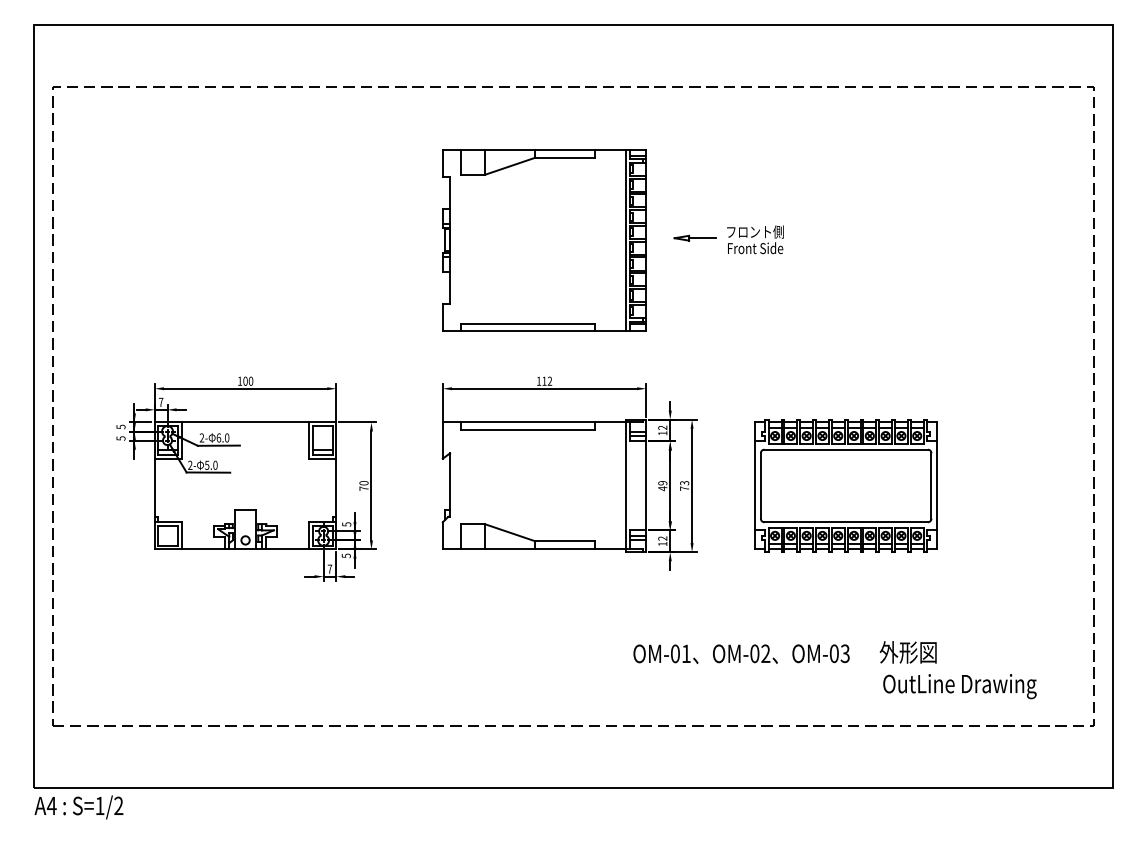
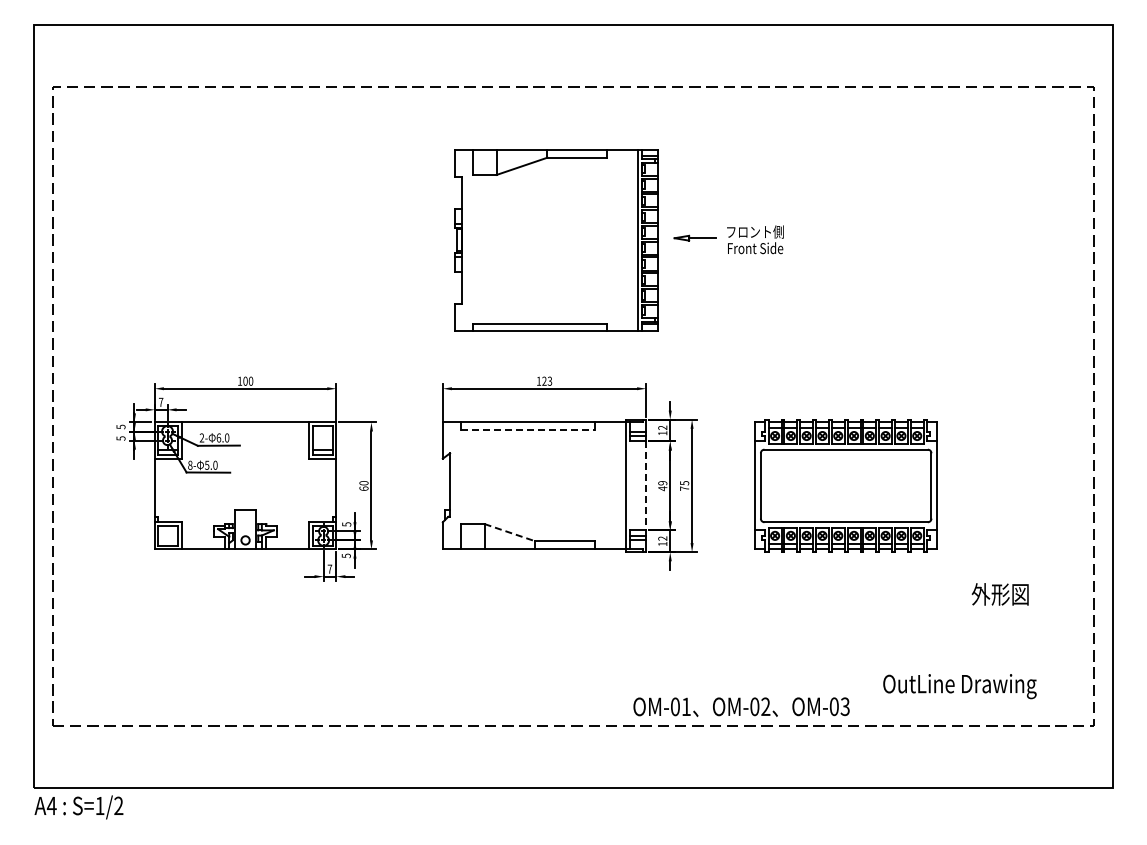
part position: (544, 240) -> (556, 240) (556, 240)
text: 112 -> 123 (547, 380)
line: solid -> dashed (528, 429)
text: 2- -> 8- (190, 465)
text: 73 -> 75 (683, 483)
line: solid -> dashed (646, 486)
text: 70 -> 60 (363, 488)
line: solid -> dashed (510, 532)
text position: (907, 652) -> (999, 594) (999, 594)
text position: (741, 653) -> (741, 706) (741, 706)
